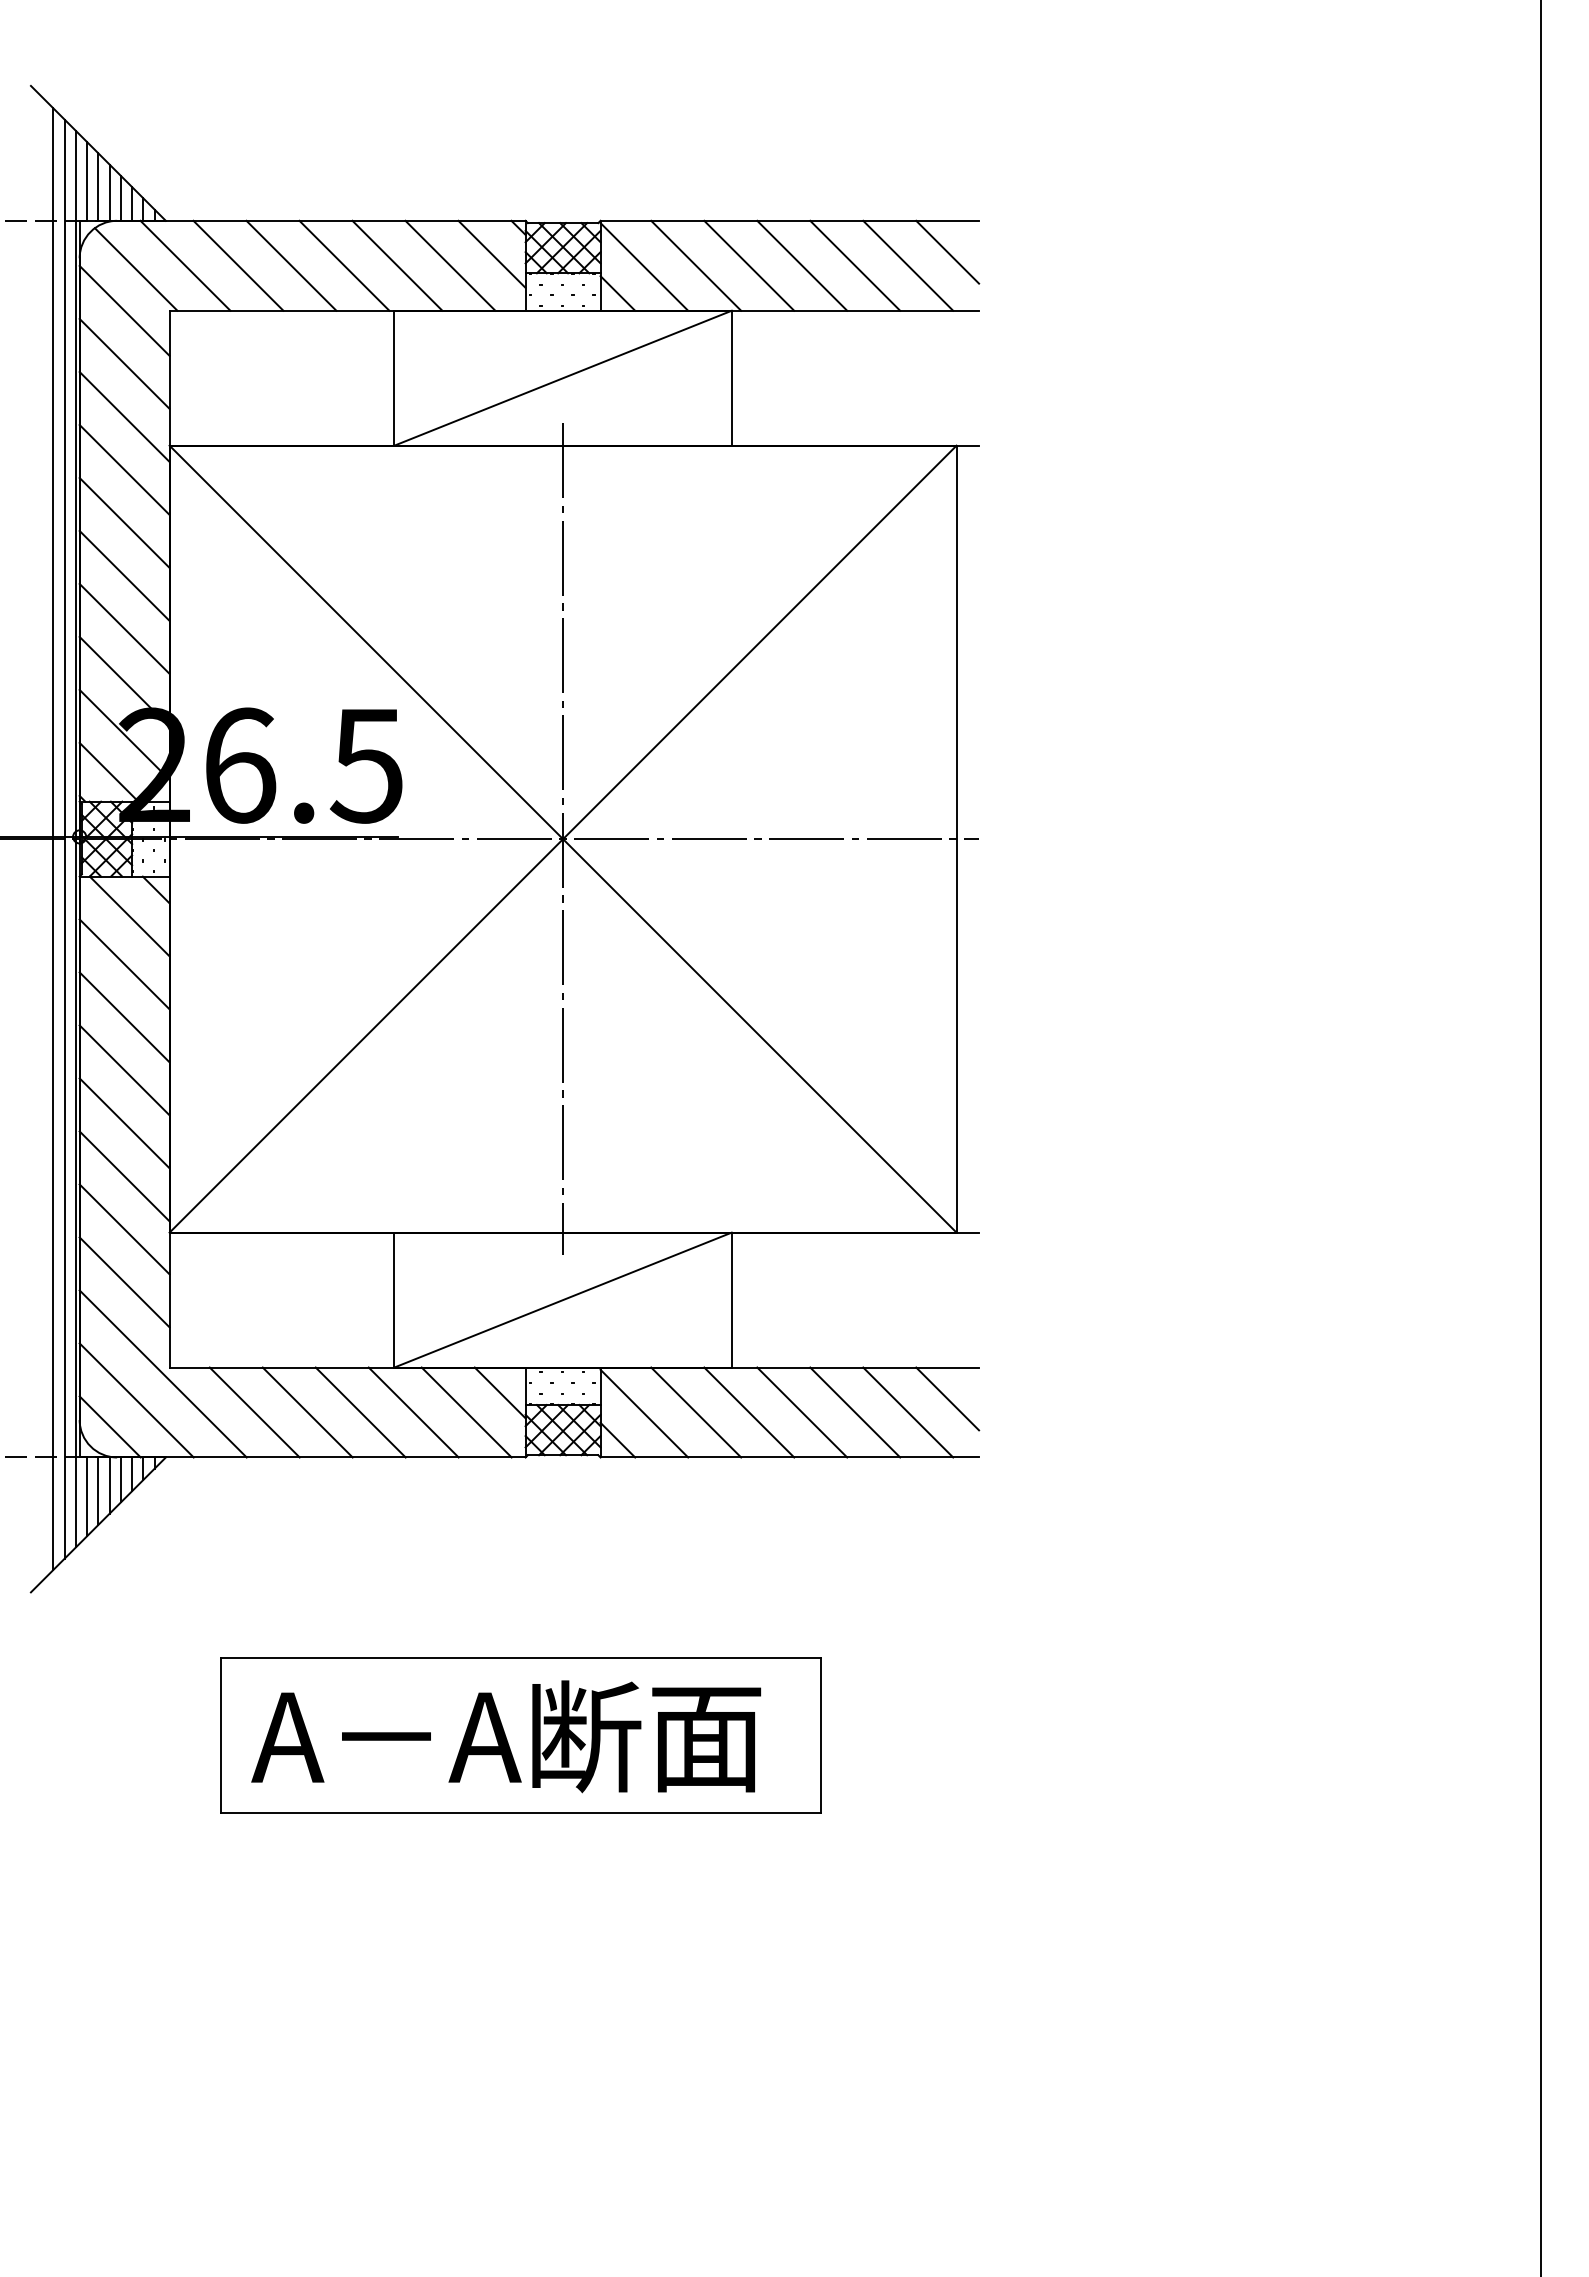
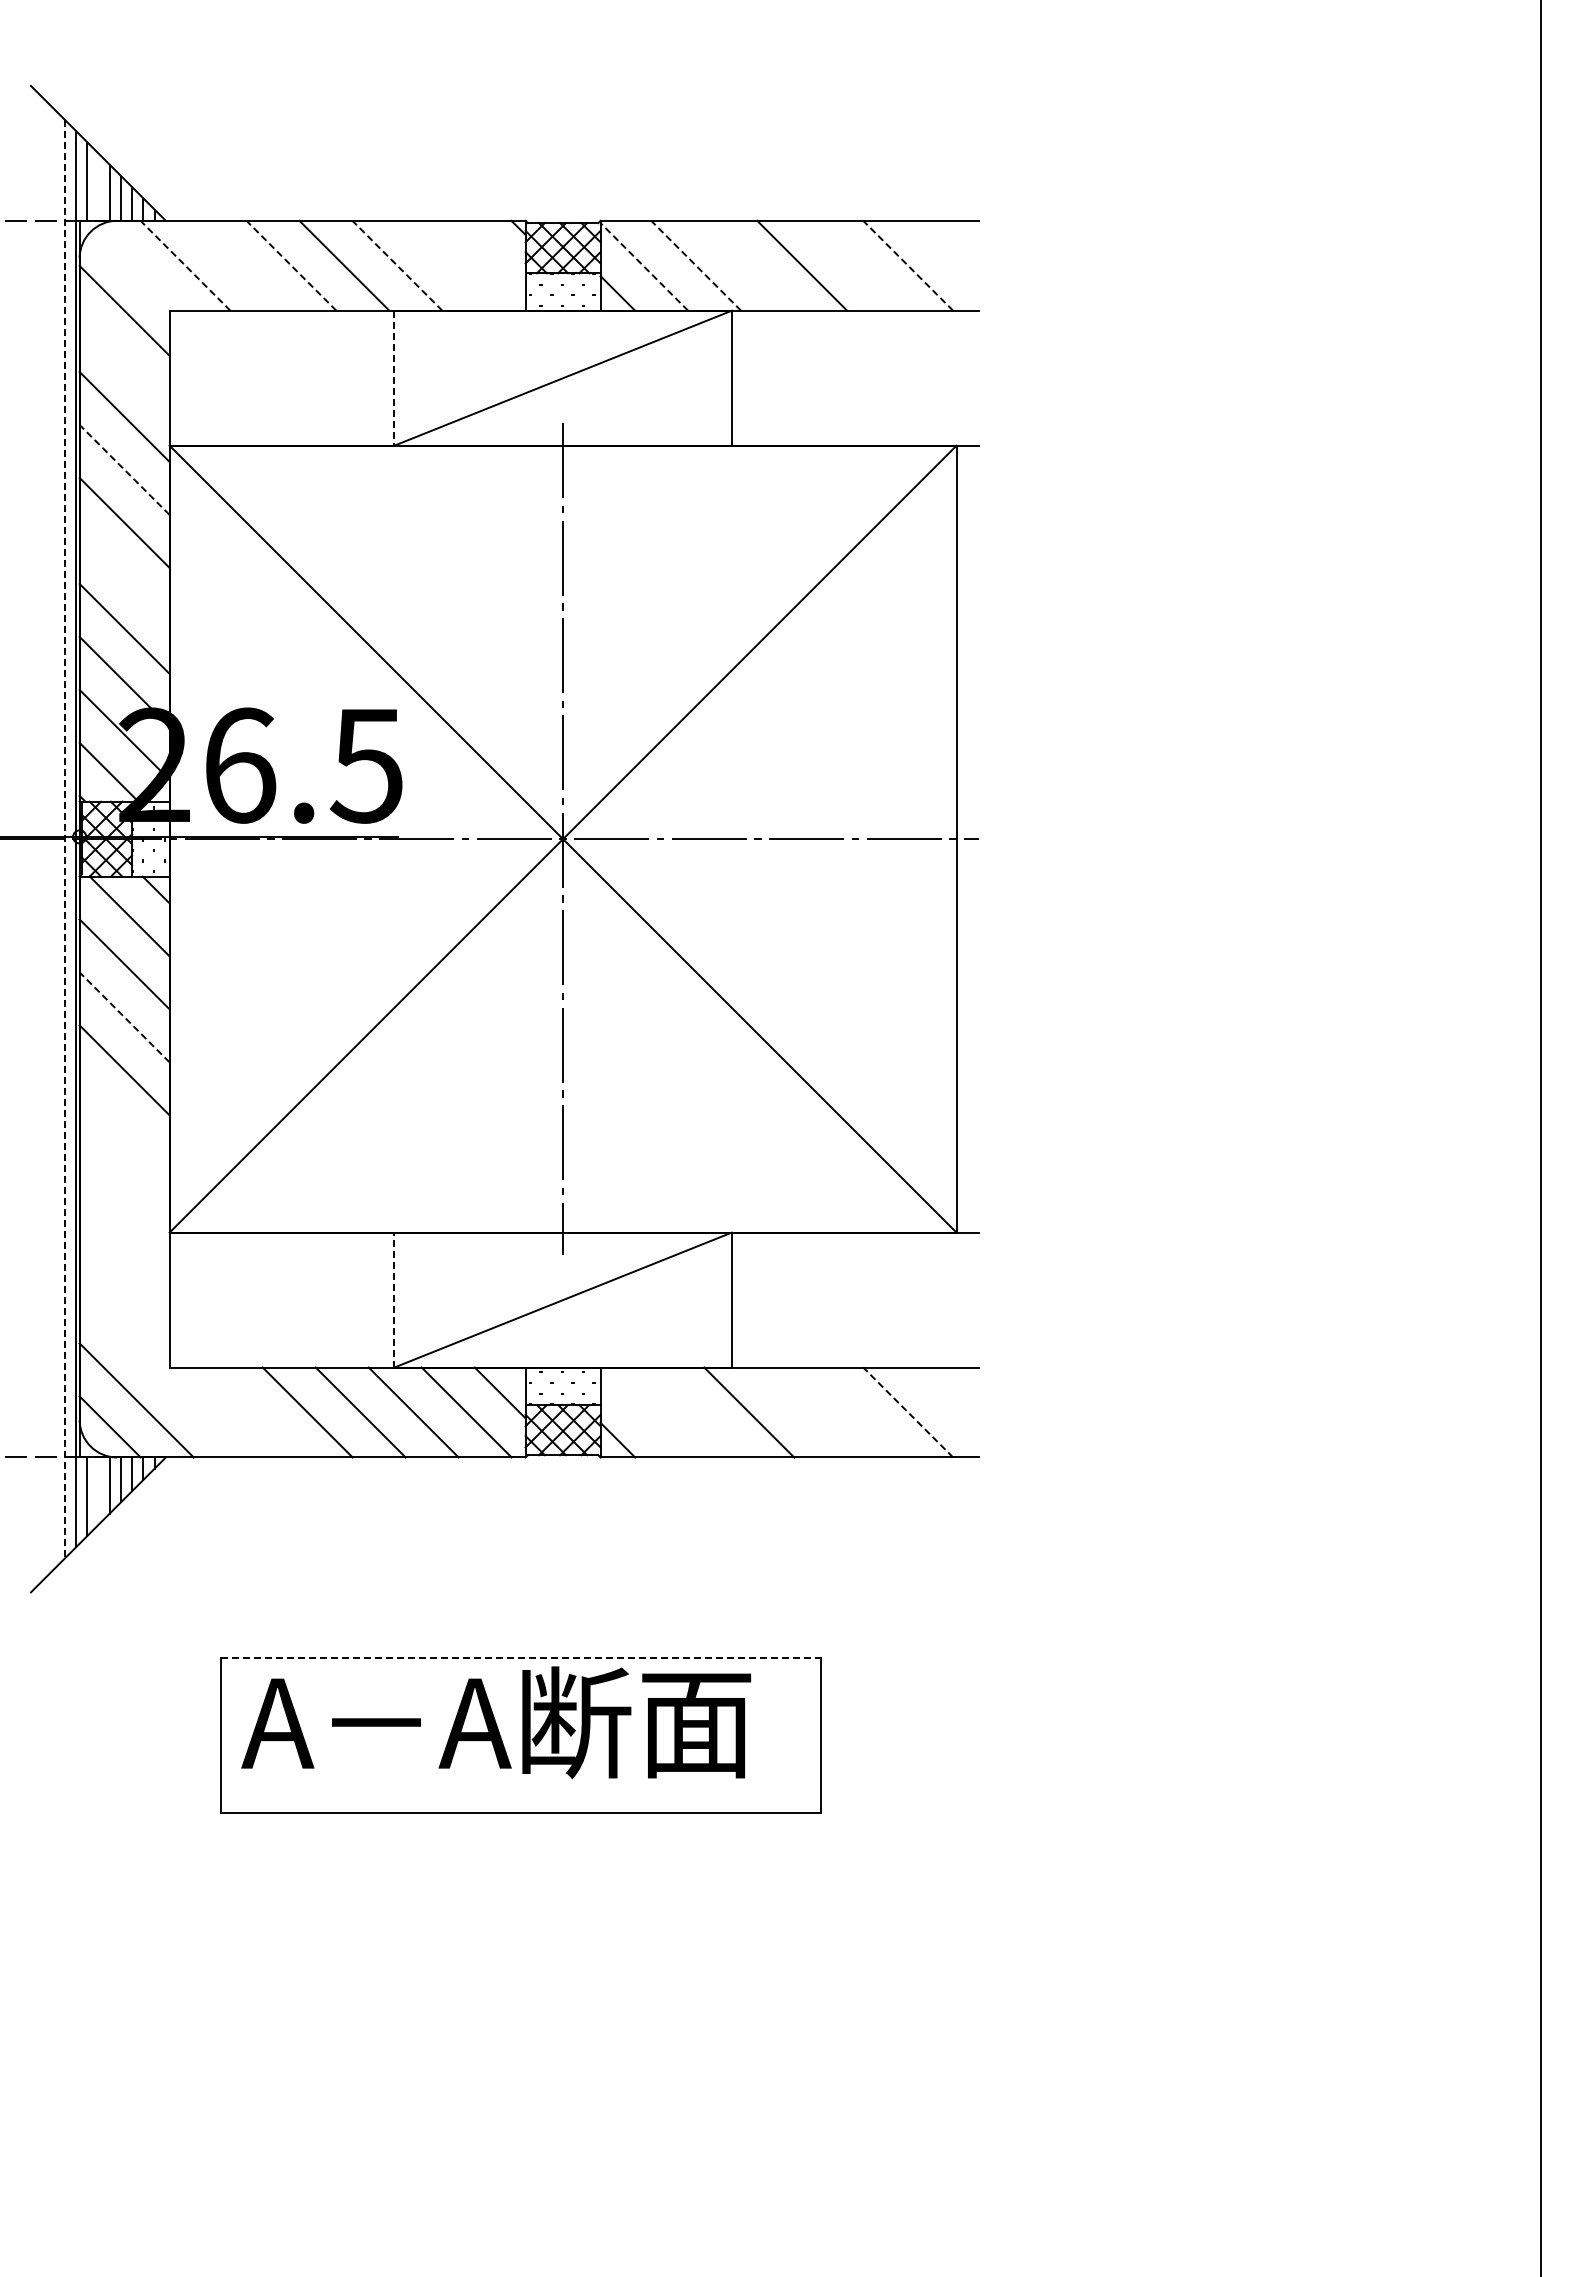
line: present -> none (98, 186)
line: present -> none (947, 251)
line: present -> none (491, 253)
line: solid -> dashed (185, 265)
line: present -> none (238, 265)
line: solid -> dashed (291, 265)
line: solid -> dashed (397, 265)
line: present -> none (450, 265)
line: solid -> dashed (696, 265)
line: present -> none (749, 265)
line: present -> none (855, 265)
line: solid -> dashed (908, 265)
line: solid -> dashed (644, 266)
line: present -> none (135, 269)
line: present -> none (124, 363)
line: solid -> dashed (394, 378)
line: solid -> dashed (124, 469)
line: present -> none (124, 575)
line: present -> none (53, 838)
line: solid -> dashed (64, 839)
line: solid -> dashed (124, 1017)
line: present -> none (124, 1123)
line: present -> none (124, 1176)
line: present -> none (124, 1229)
line: present -> none (124, 1282)
line: solid -> dashed (394, 1299)
line: present -> none (162, 1373)
line: present -> none (947, 1398)
line: present -> none (254, 1412)
line: present -> none (696, 1412)
line: present -> none (802, 1412)
line: present -> none (855, 1412)
line: solid -> dashed (908, 1412)
line: present -> none (644, 1413)
line: present -> none (98, 1490)
line: solid -> dashed (521, 1658)
text position: (505, 1736) -> (495, 1722) (495, 1722)
